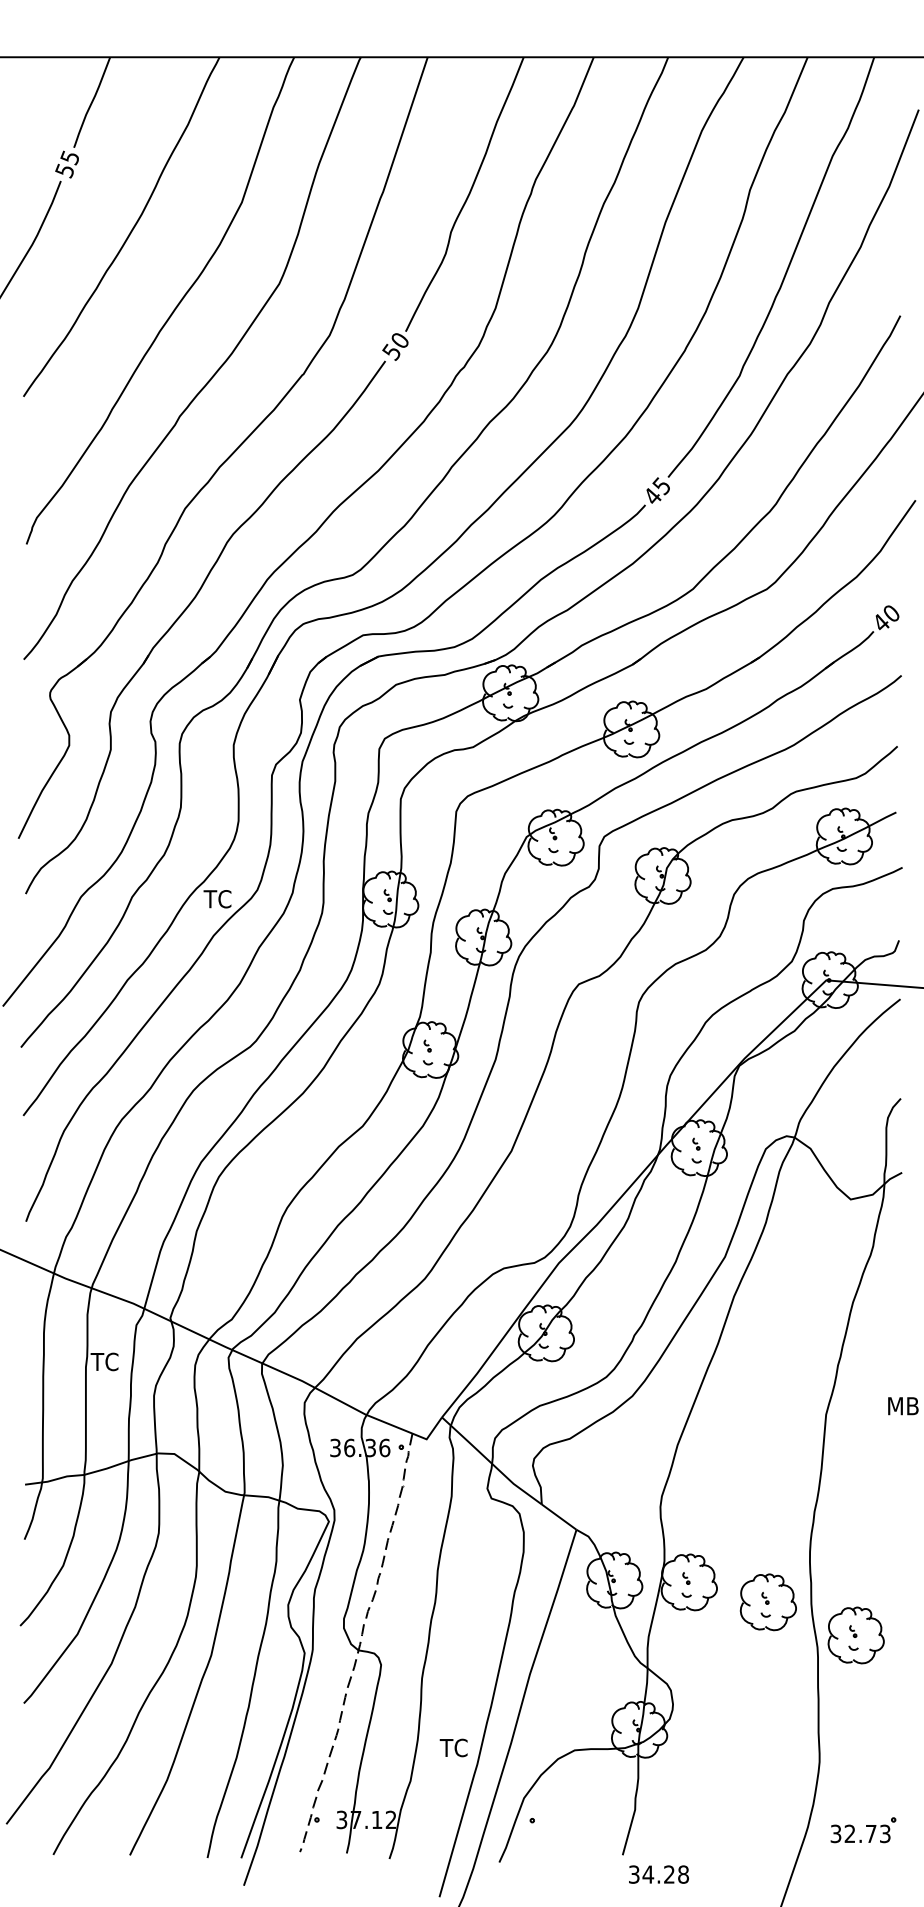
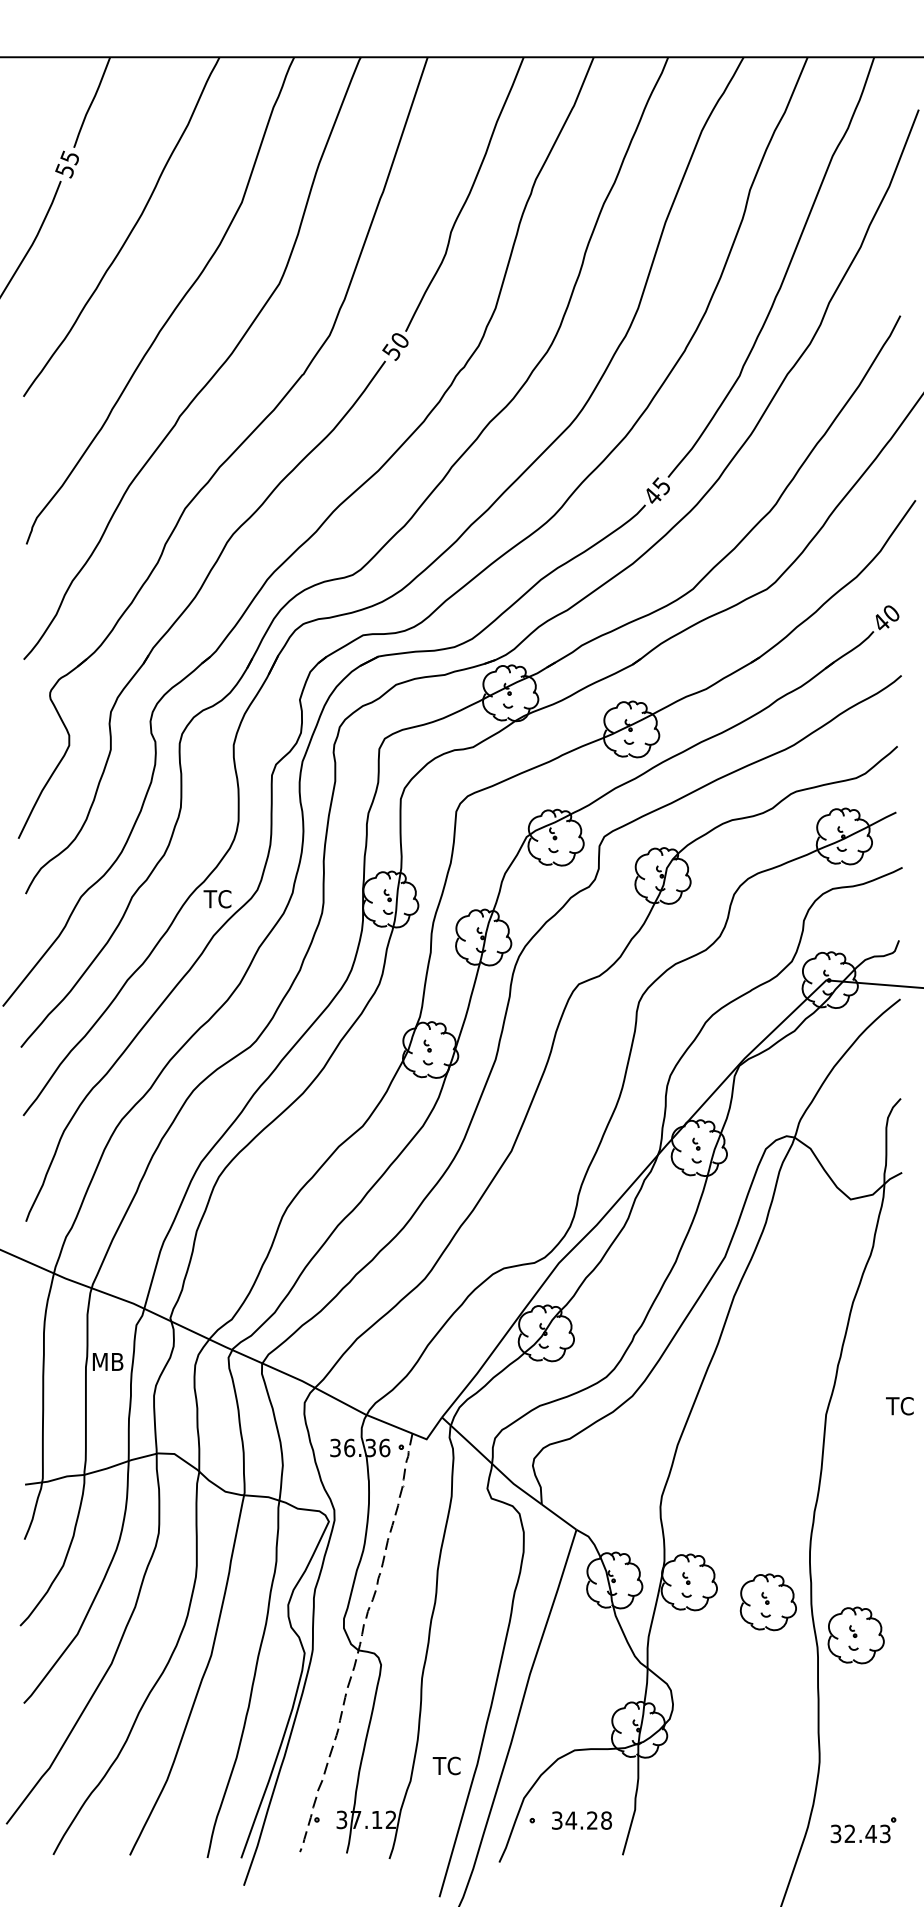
text: TC -> MB (106, 1361)
text: MB -> TC (902, 1406)
text position: (453, 1747) -> (446, 1765) (446, 1765)
text: 32.73 -> 32.43 (870, 1833)
text position: (658, 1874) -> (581, 1820) (581, 1820)
